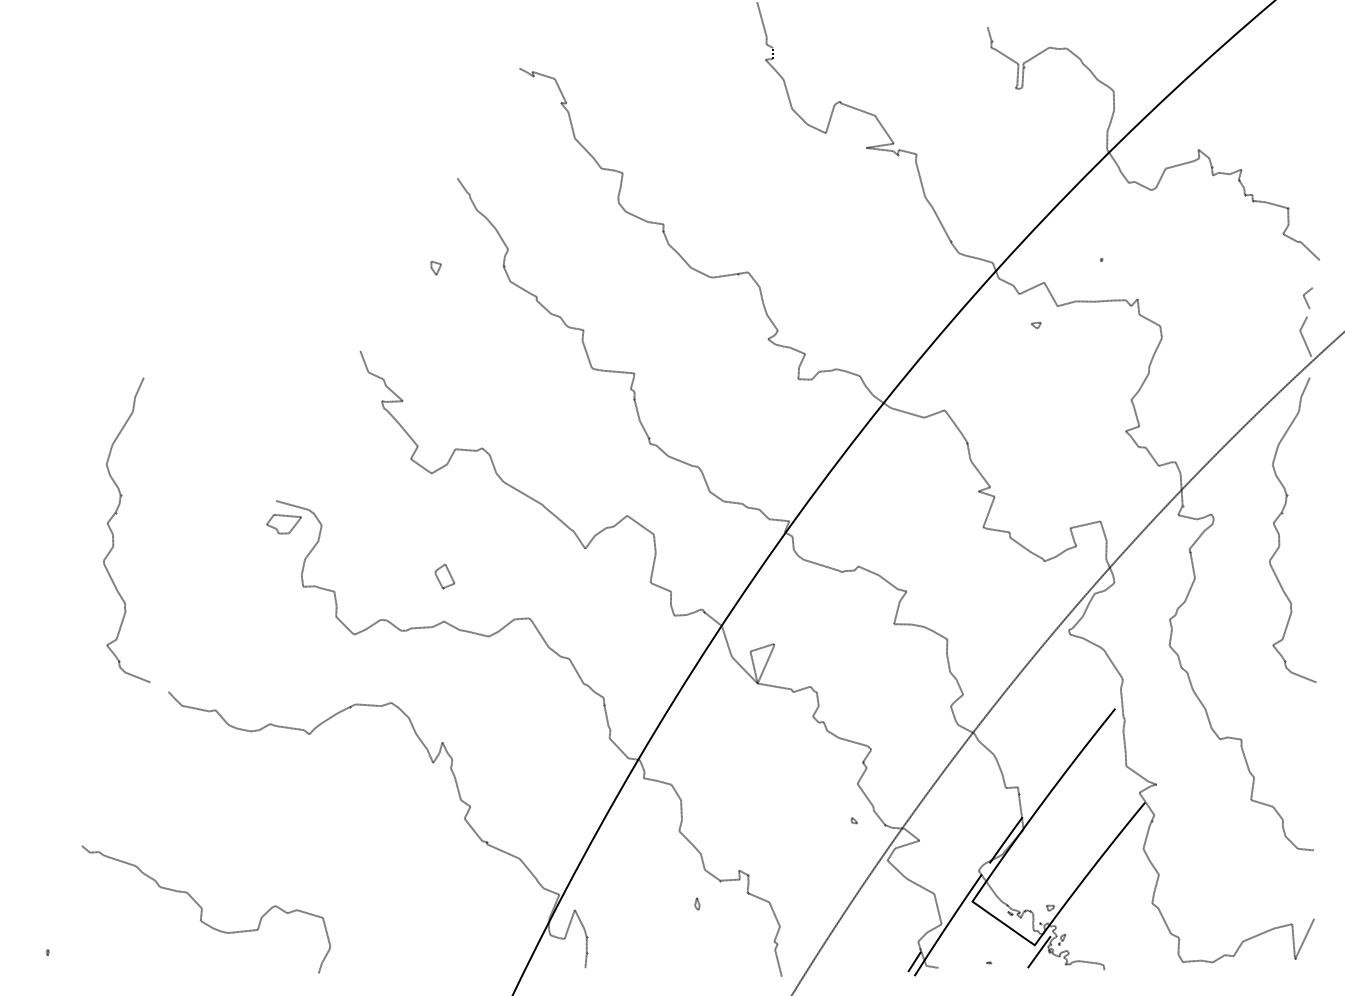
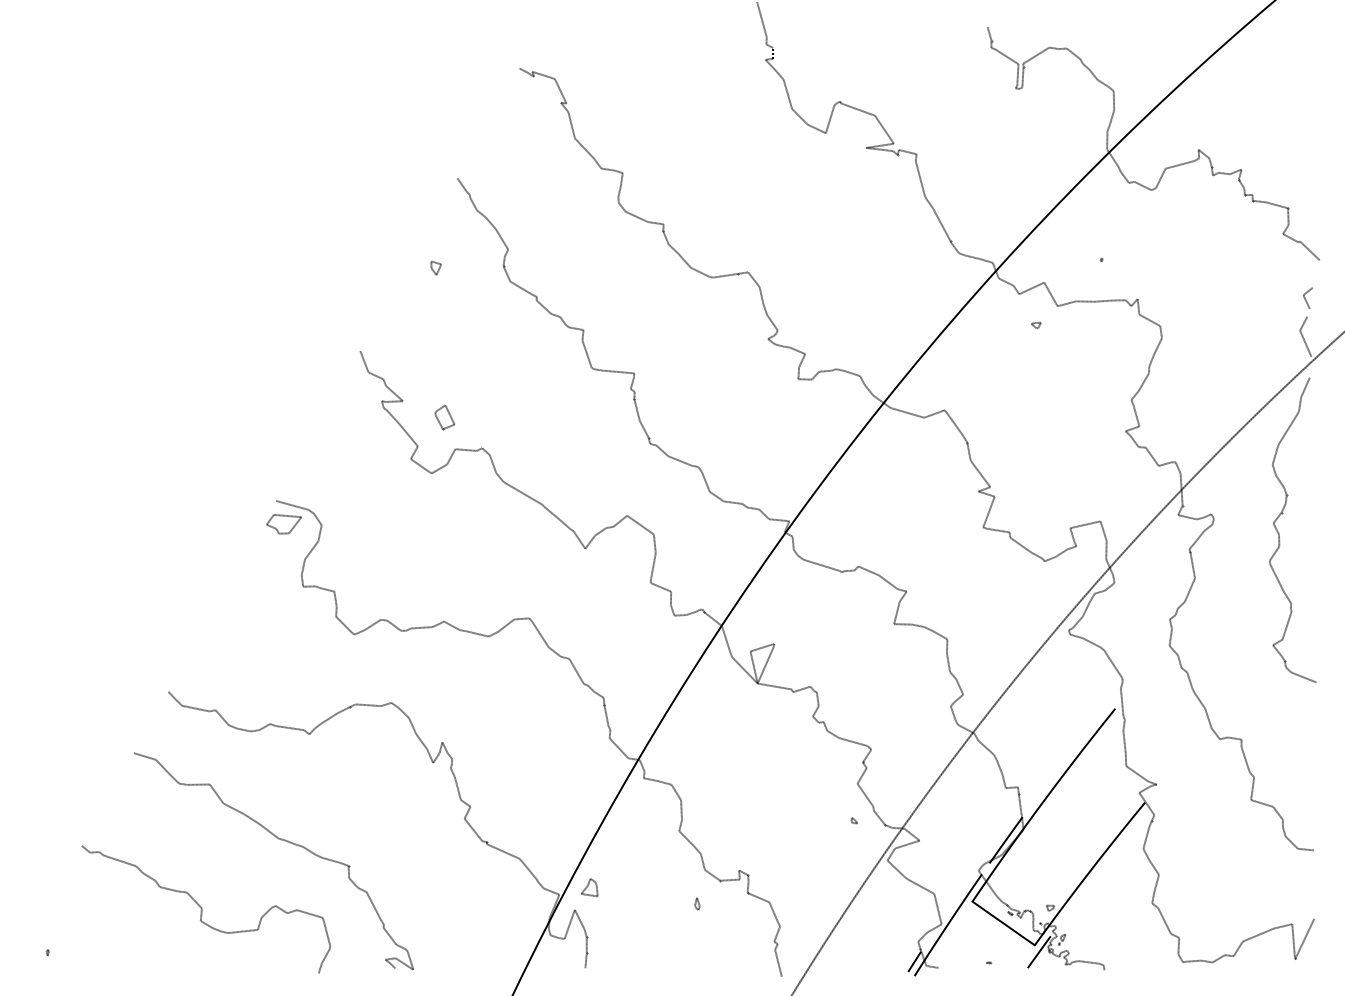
curve: present -> none (113, 533)
part position: (444, 576) -> (444, 417) (444, 417)
curve: none -> present (281, 840)
part: none -> present (589, 887)
